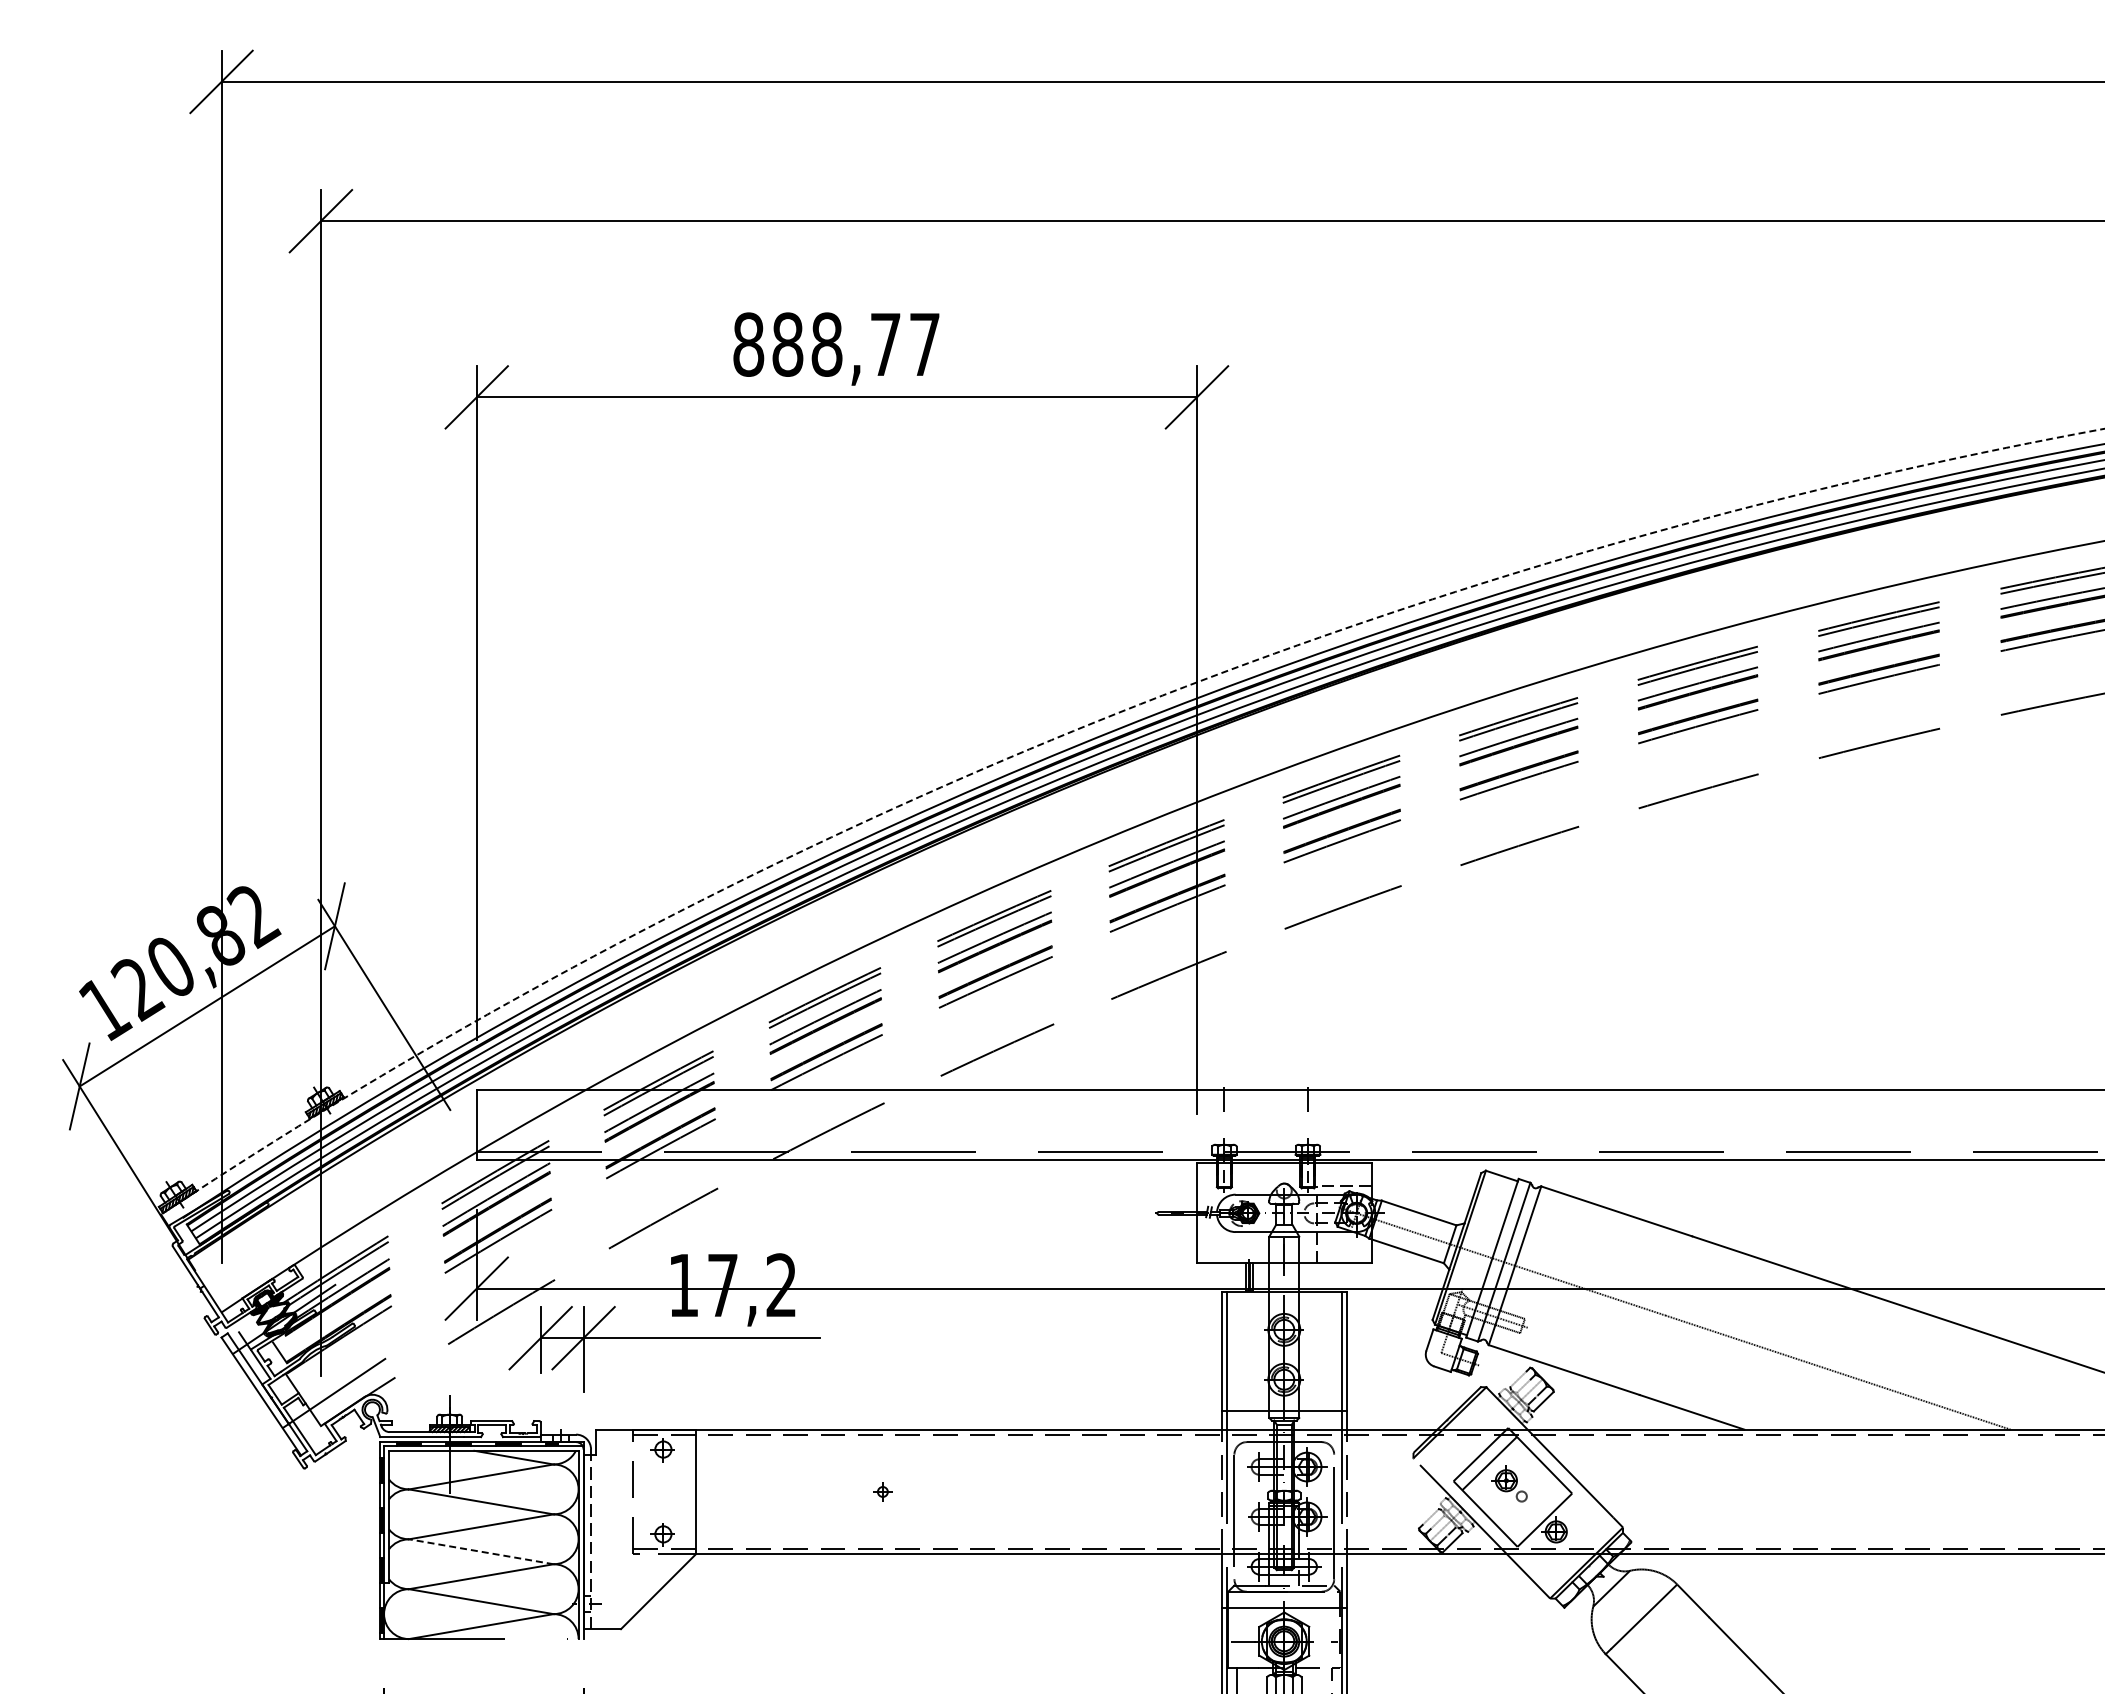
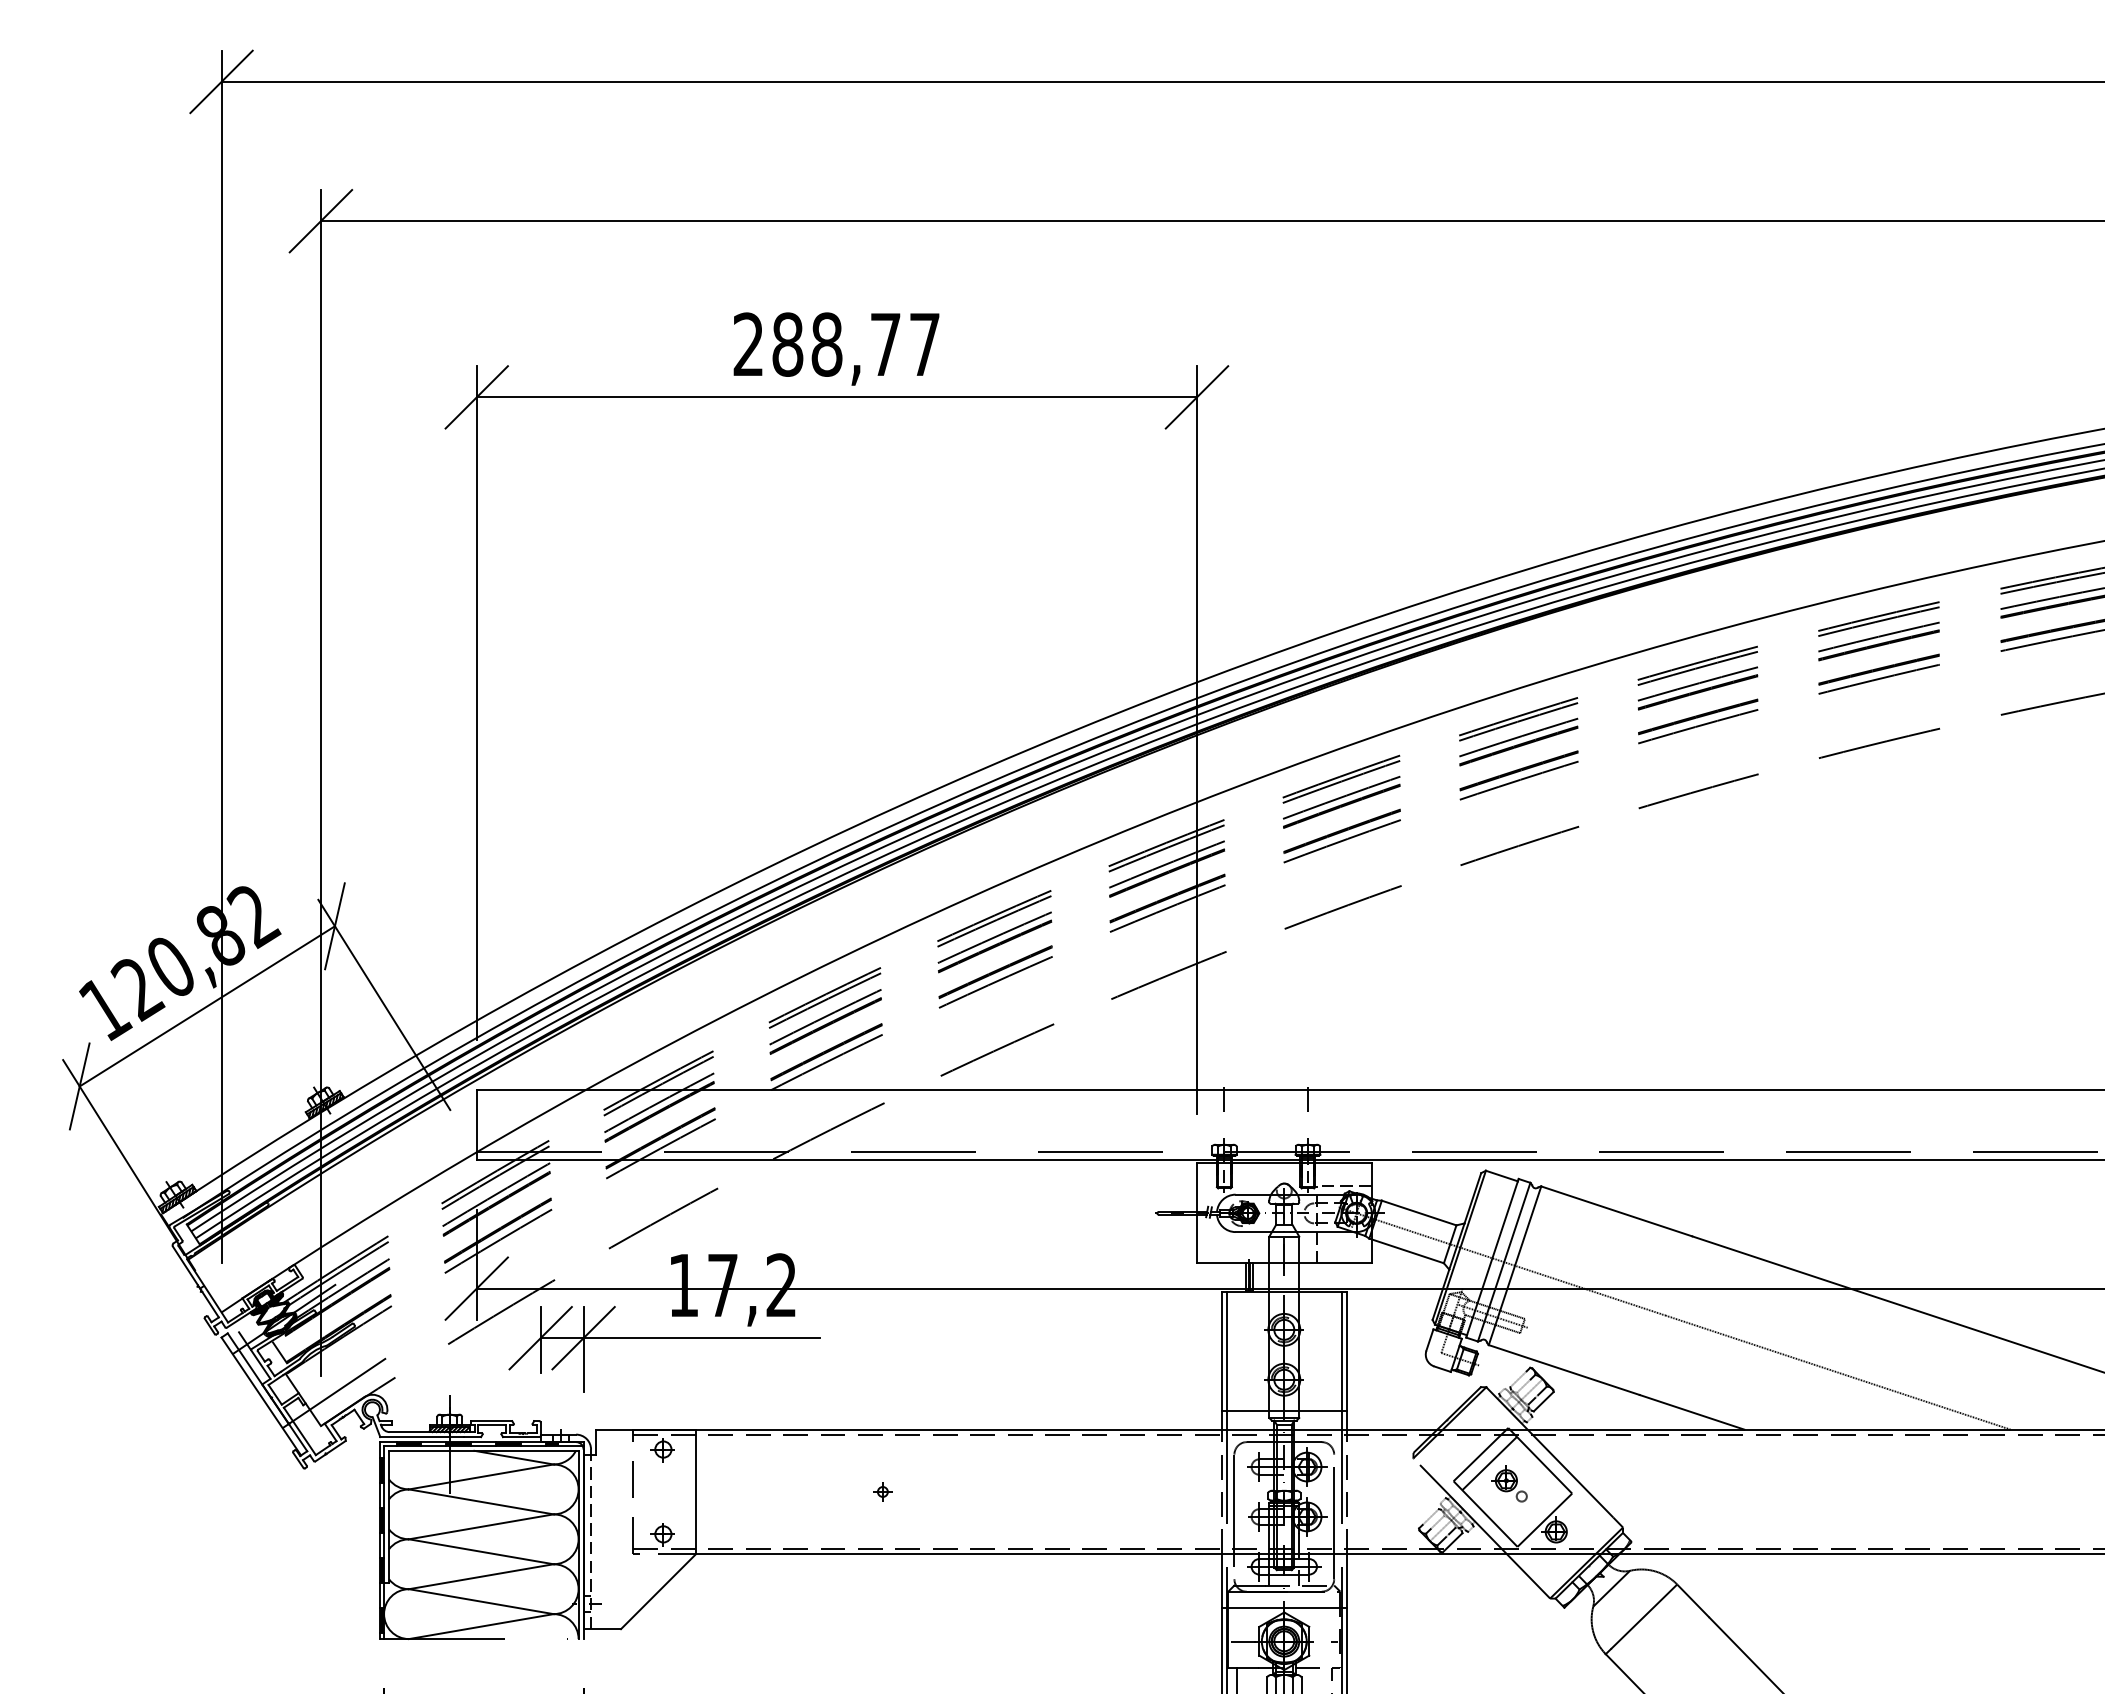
text: 888,77 -> 288,77 (748, 344)
arc: dashed -> solid (1100, 720)
line: dashed -> solid (480, 1551)
